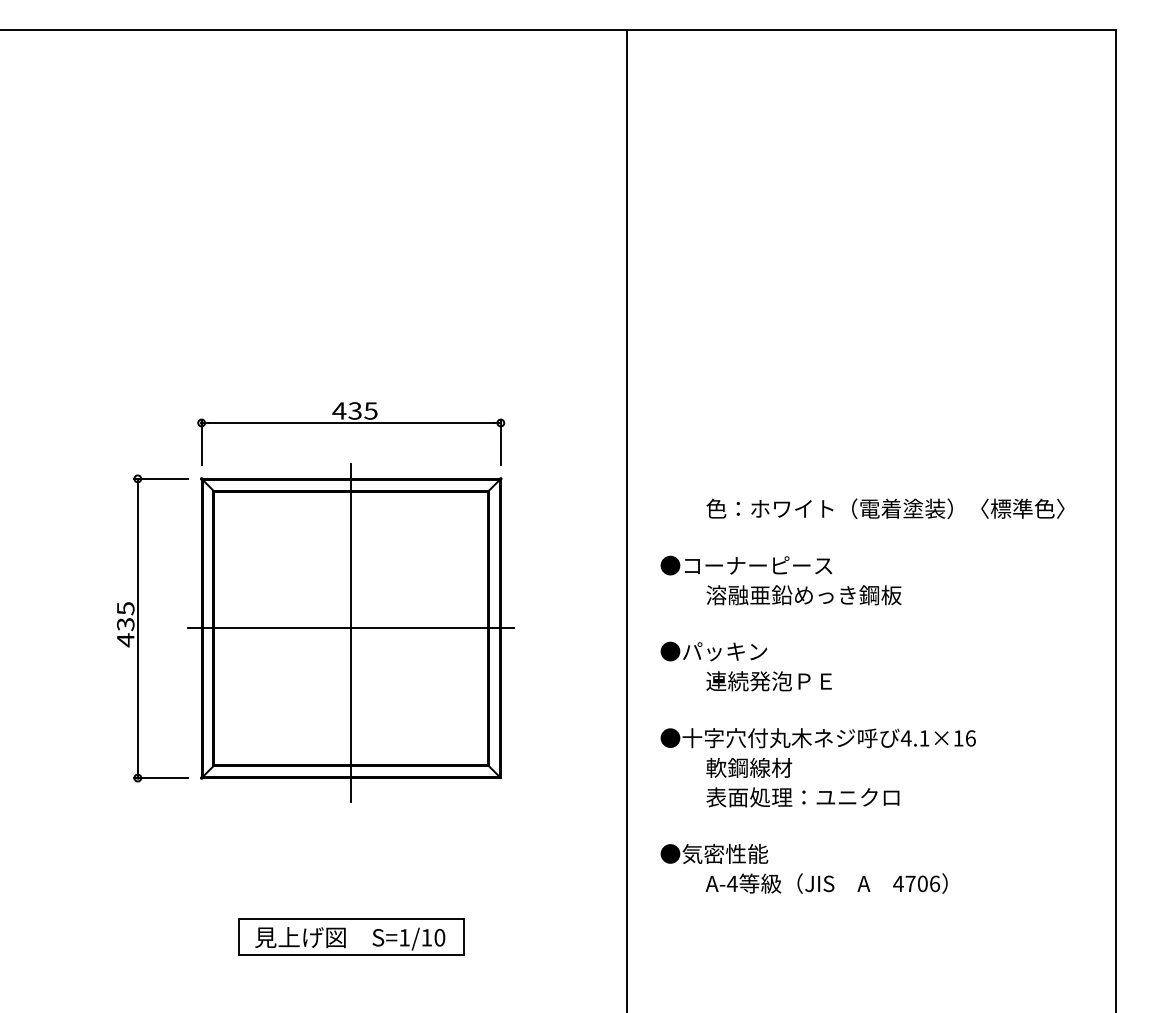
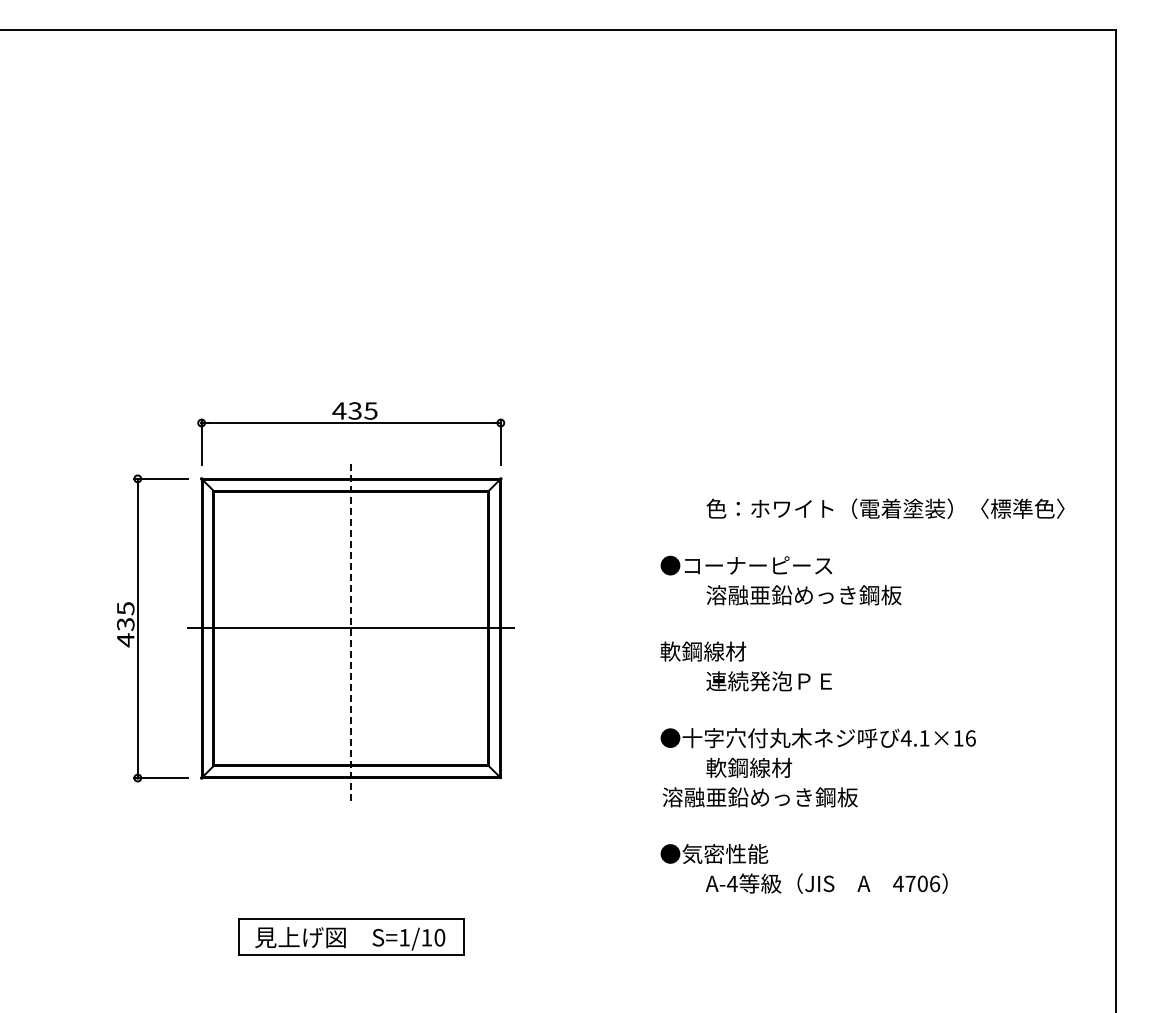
line: present -> none (627, 519)
line: solid -> dashed (351, 633)
text: ●パッキン -> 軟鋼線材 (713, 651)
text: 表面処理：ユニクロ -> 溶融亜鉛めっき鋼板 (780, 797)
